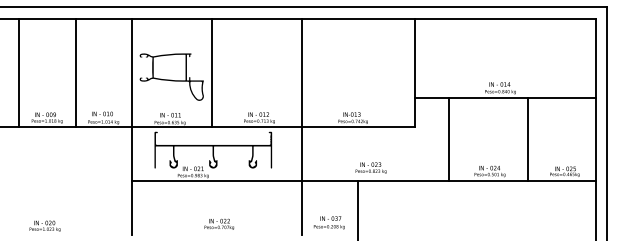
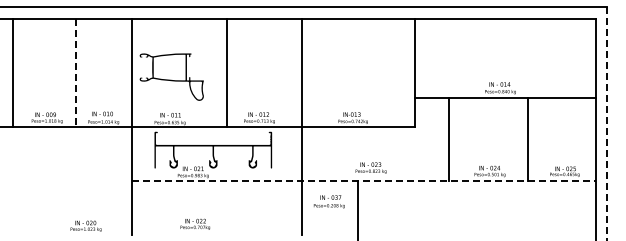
line position: (18, 72) -> (12, 72) (12, 72)
line position: (211, 72) -> (226, 72) (226, 72)
line: solid -> dashed (75, 73)
line: solid -> dashed (607, 124)
line: solid -> dashed (364, 181)
text position: (328, 222) -> (328, 201) (328, 201)
text position: (219, 223) -> (195, 223) (195, 223)
text position: (44, 225) -> (85, 225) (85, 225)
